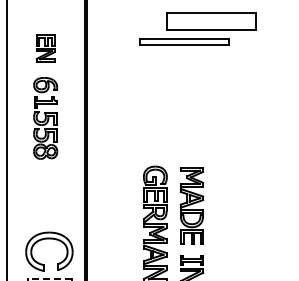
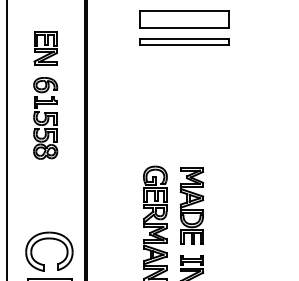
part position: (211, 21) -> (184, 19) (184, 19)
part size: 21x29 px -> 25x35 px (45, 48)
line: dashed -> solid (49, 279)
